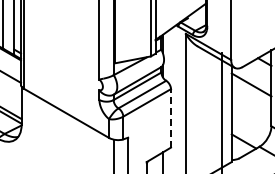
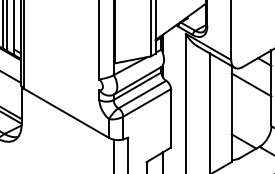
line: none -> present (6, 26)
line position: (221, 111) -> (209, 111) (209, 111)
line: dashed -> solid (171, 117)
